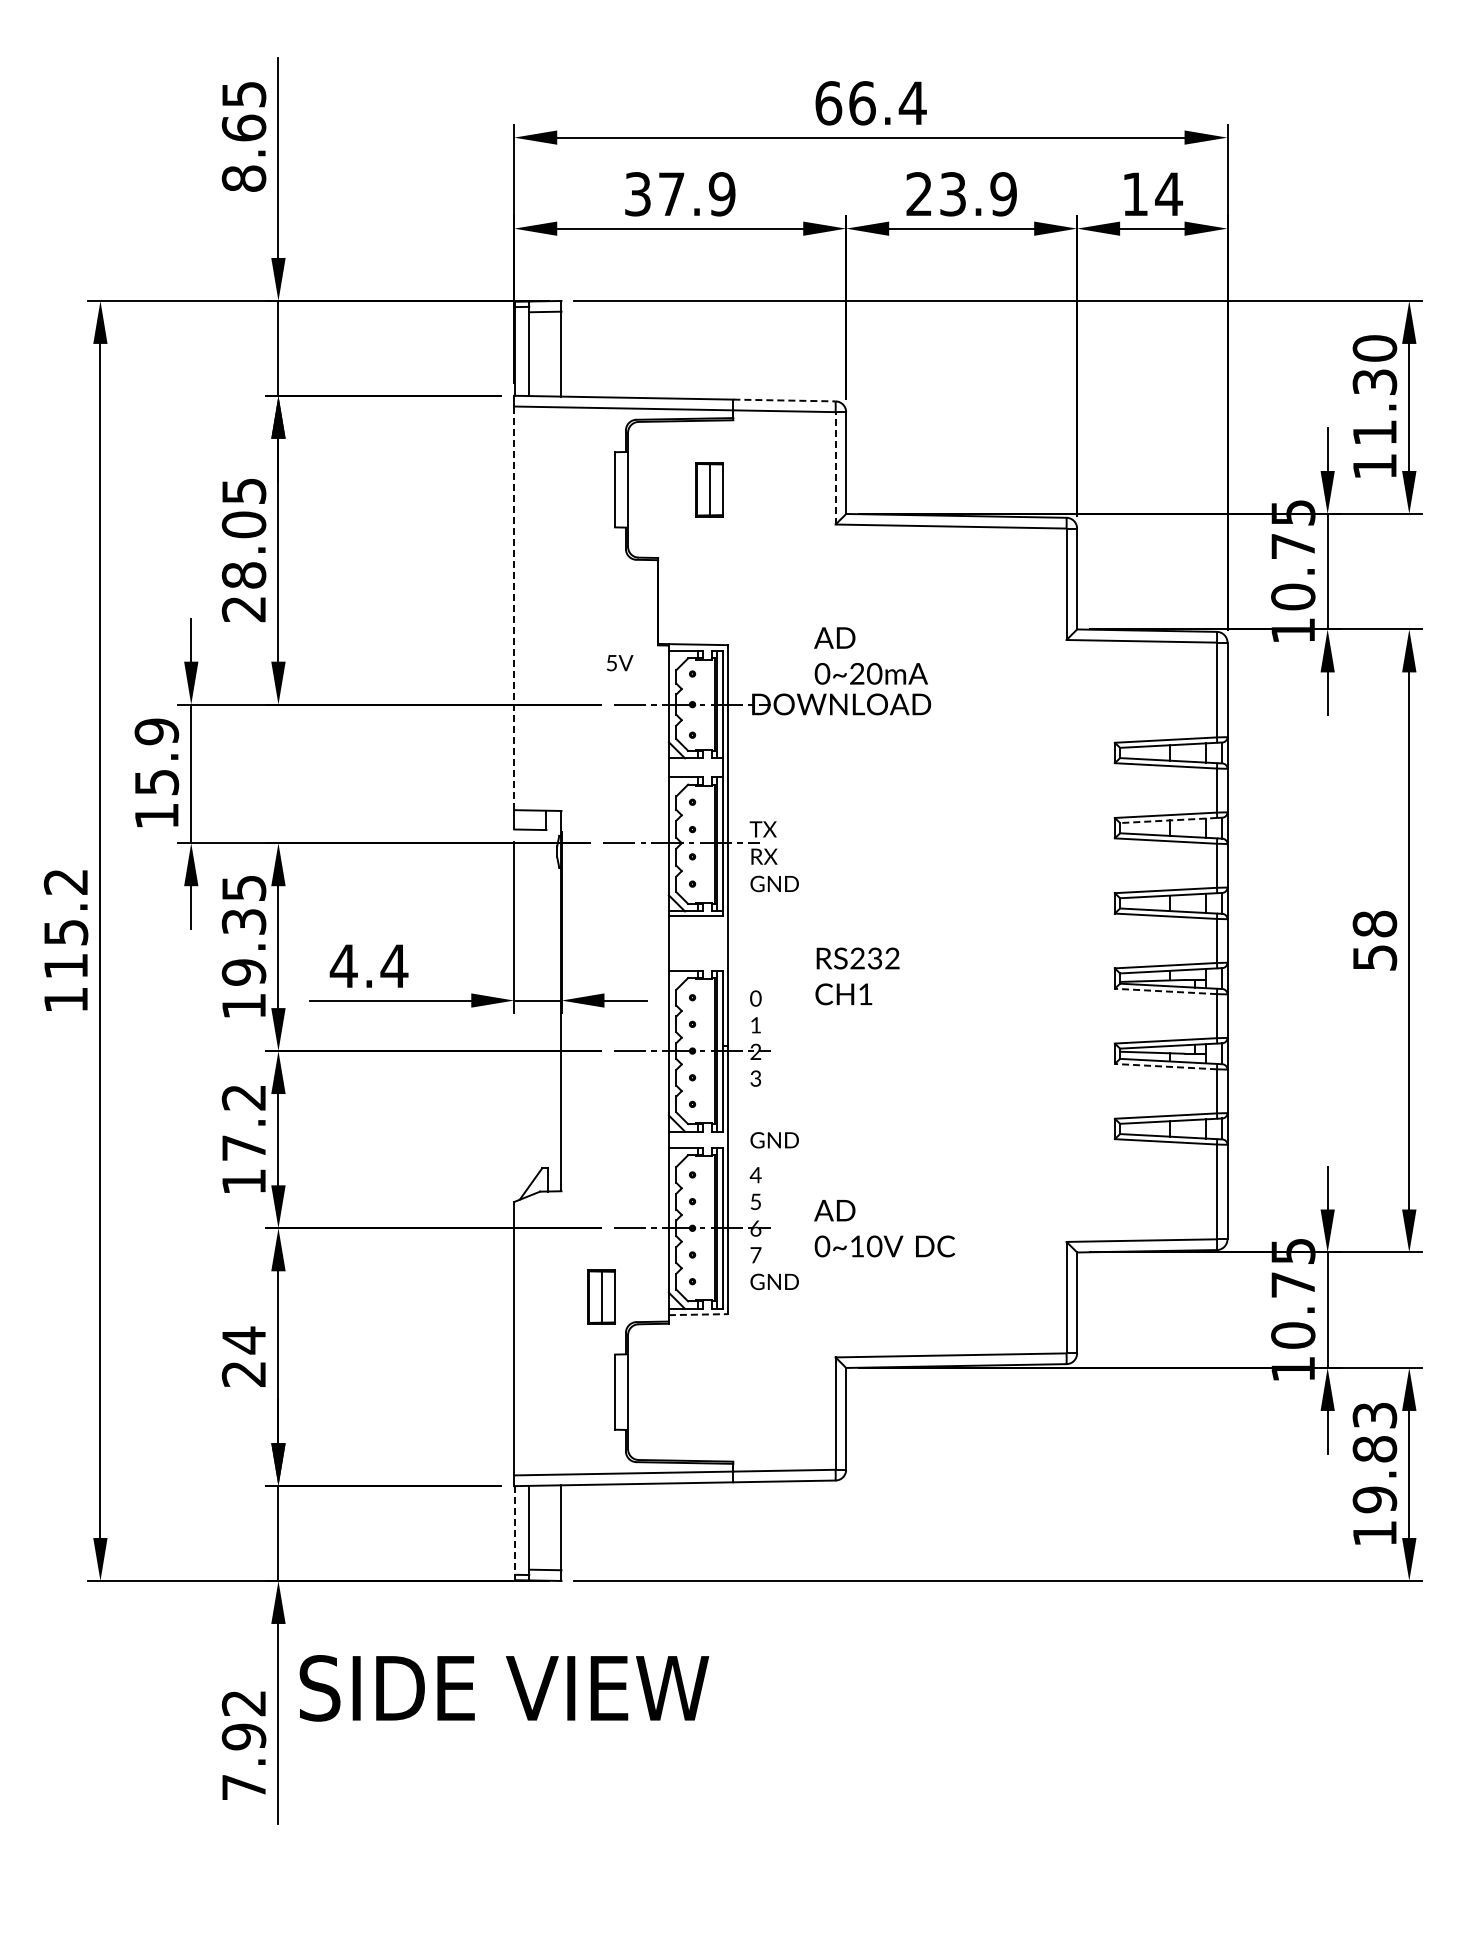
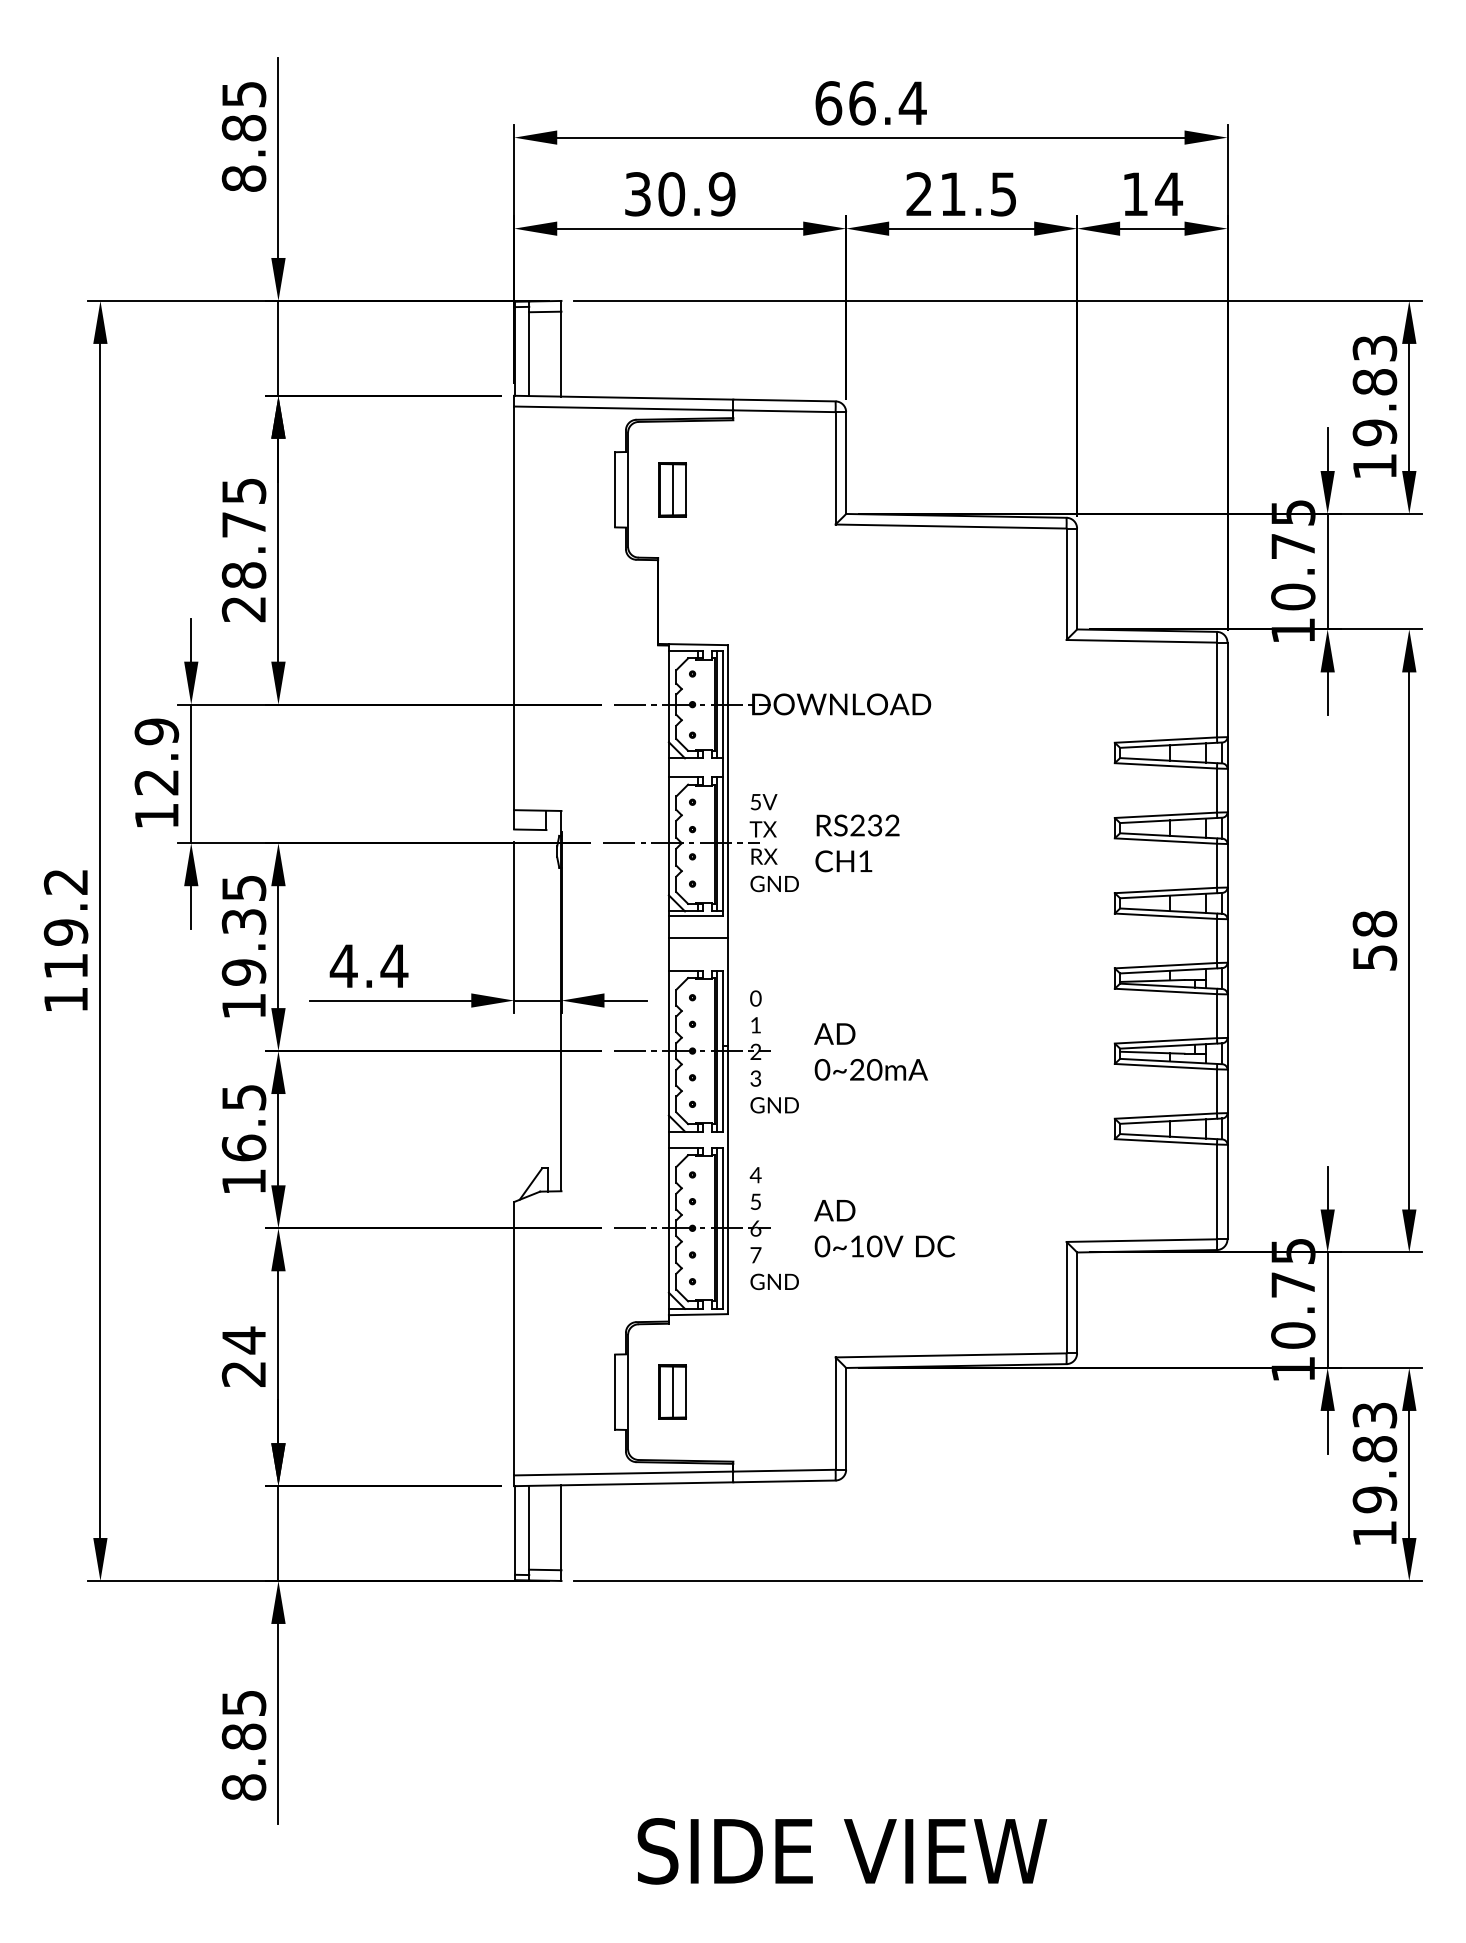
text: 8.65 -> 8.85 (243, 127)
text: 37.9 -> 30.9 (671, 194)
text: 23.9 -> 21.5 (978, 194)
text: 11.30 -> 19.83 (1374, 390)
line: dashed -> solid (784, 400)
line: dashed -> solid (835, 467)
part position: (709, 489) -> (672, 489) (672, 489)
text: 28.05 -> 28.75 (243, 524)
line: dashed -> solid (514, 608)
text position: (870, 655) -> (870, 1051) (870, 1051)
text position: (619, 663) -> (763, 802) (763, 802)
text: 15.9 -> 12.9 (156, 782)
line: dashed -> solid (1168, 820)
text: 115.2 -> 119.2 (65, 932)
line: none -> present (697, 938)
text position: (857, 976) -> (857, 843) (857, 843)
line: dashed -> solid (1165, 991)
line: dashed -> solid (1165, 1066)
text: 17.2 -> 16.5 (243, 1123)
text position: (774, 1140) -> (774, 1105) (774, 1105)
part position: (601, 1296) -> (672, 1391) (672, 1391)
line: dashed -> solid (698, 1314)
line: dashed -> solid (515, 1530)
text position: (504, 1688) -> (842, 1851) (842, 1851)
text: 7.92 -> 8.85 (243, 1745)
